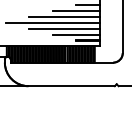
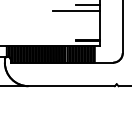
line: present -> none (64, 17)
line: present -> none (52, 22)
line: present -> none (64, 28)
line: present -> none (75, 34)
